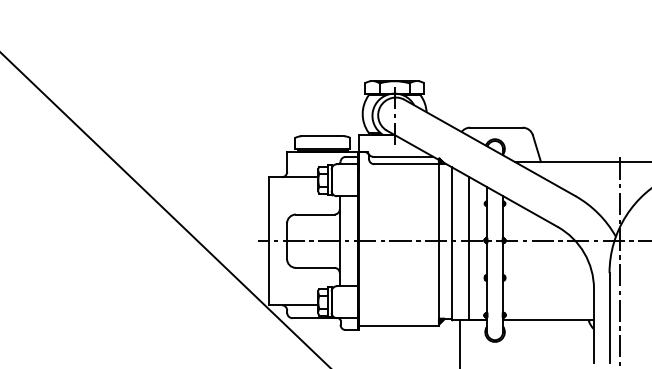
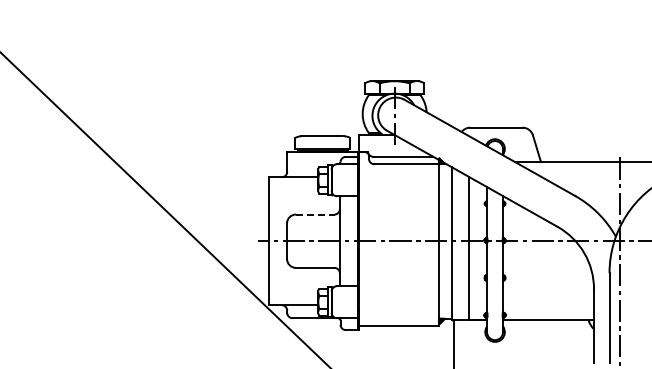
line: solid -> dashed (315, 214)
line position: (459, 342) -> (453, 342) (453, 342)
